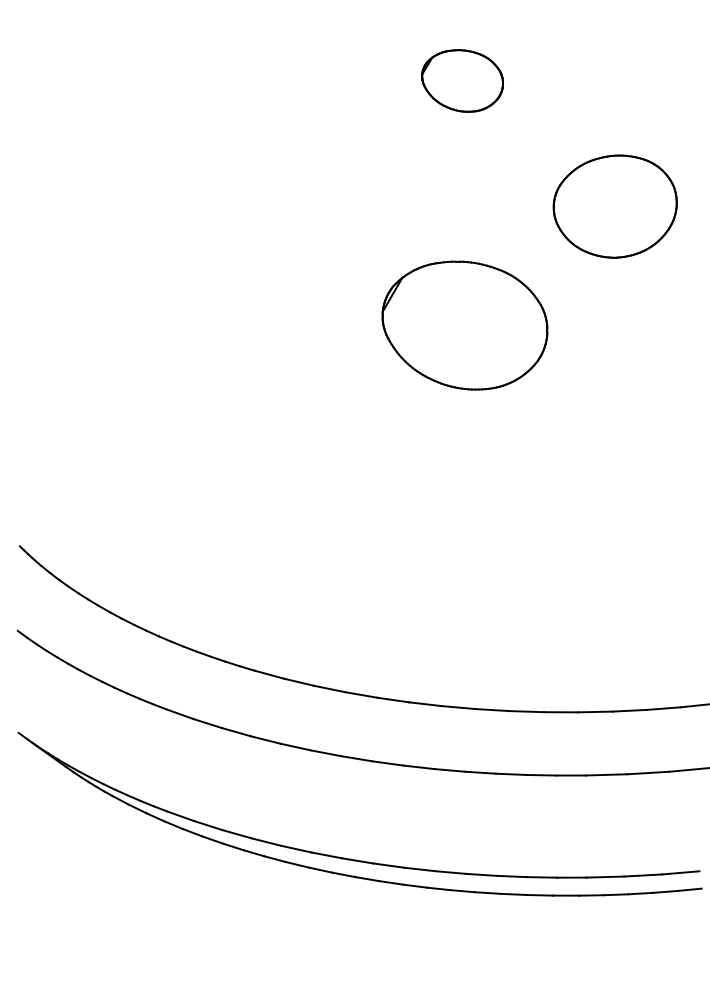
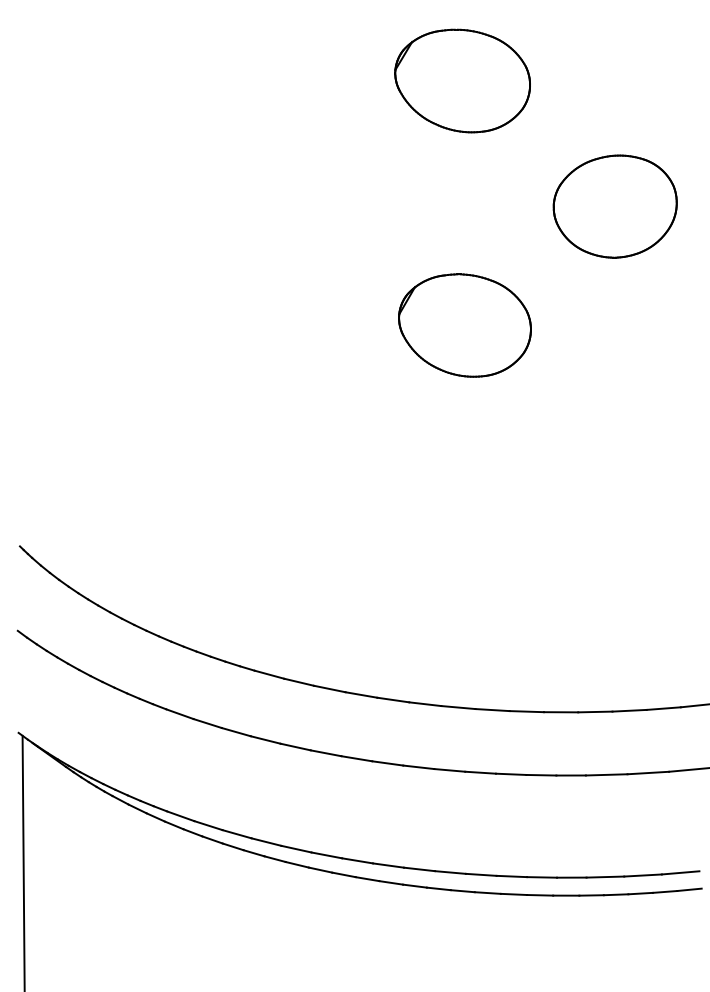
part size: 83x64 px -> 137x106 px (462, 80)
part size: 168x131 px -> 134x105 px (464, 325)
line: none -> present (23, 861)
